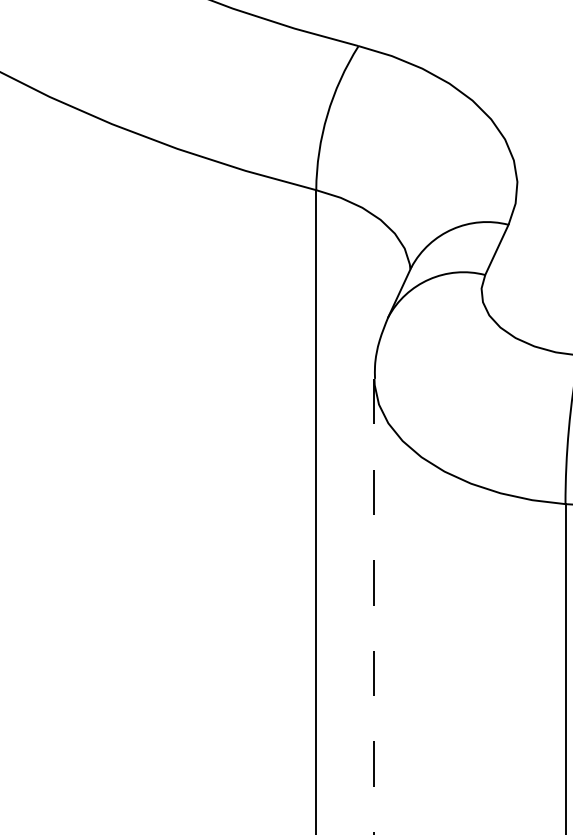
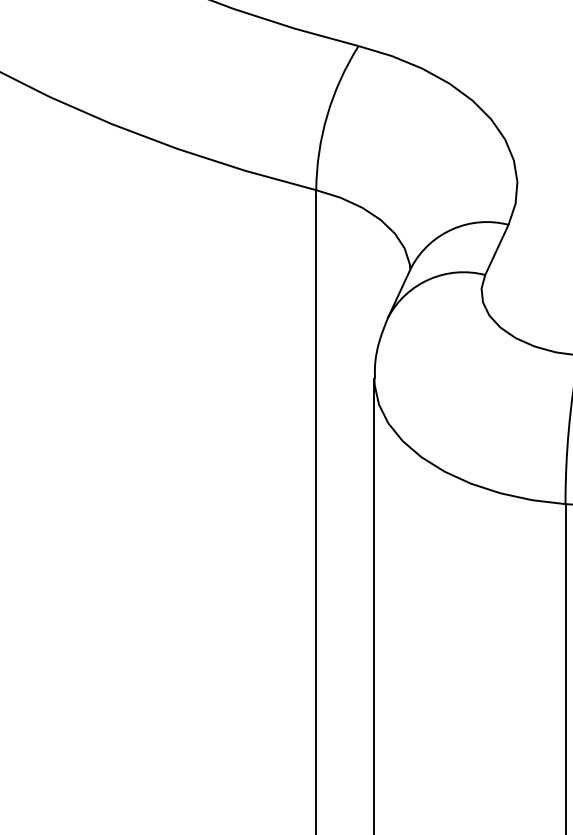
line: dashed -> solid (374, 607)
